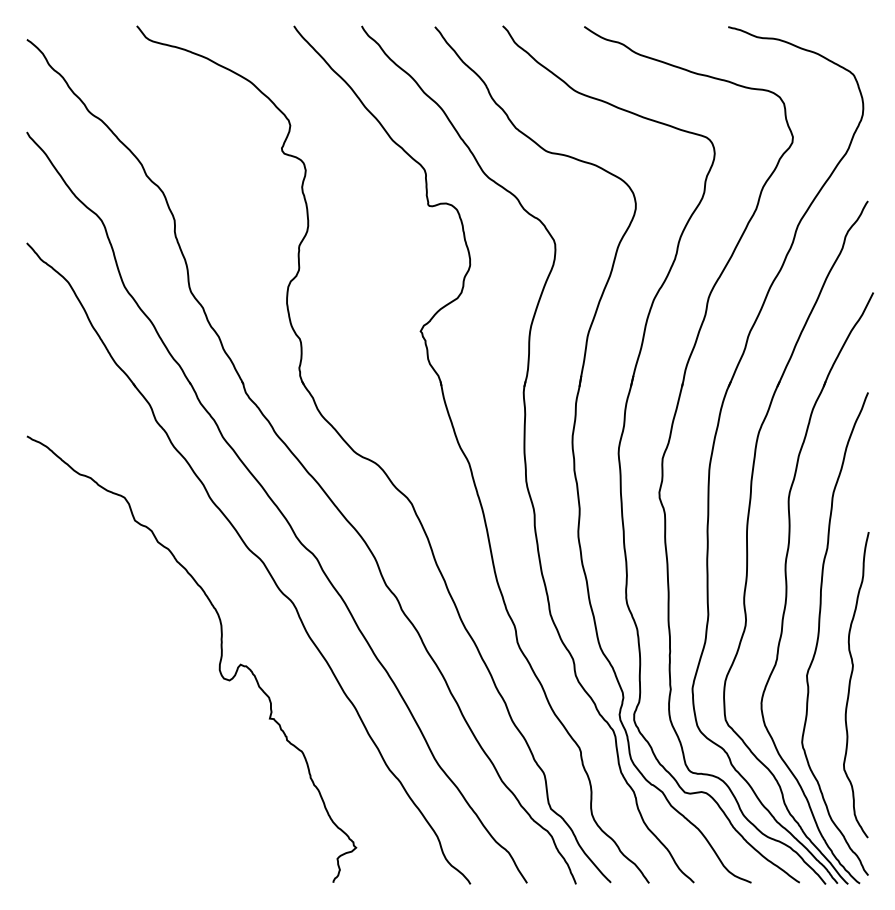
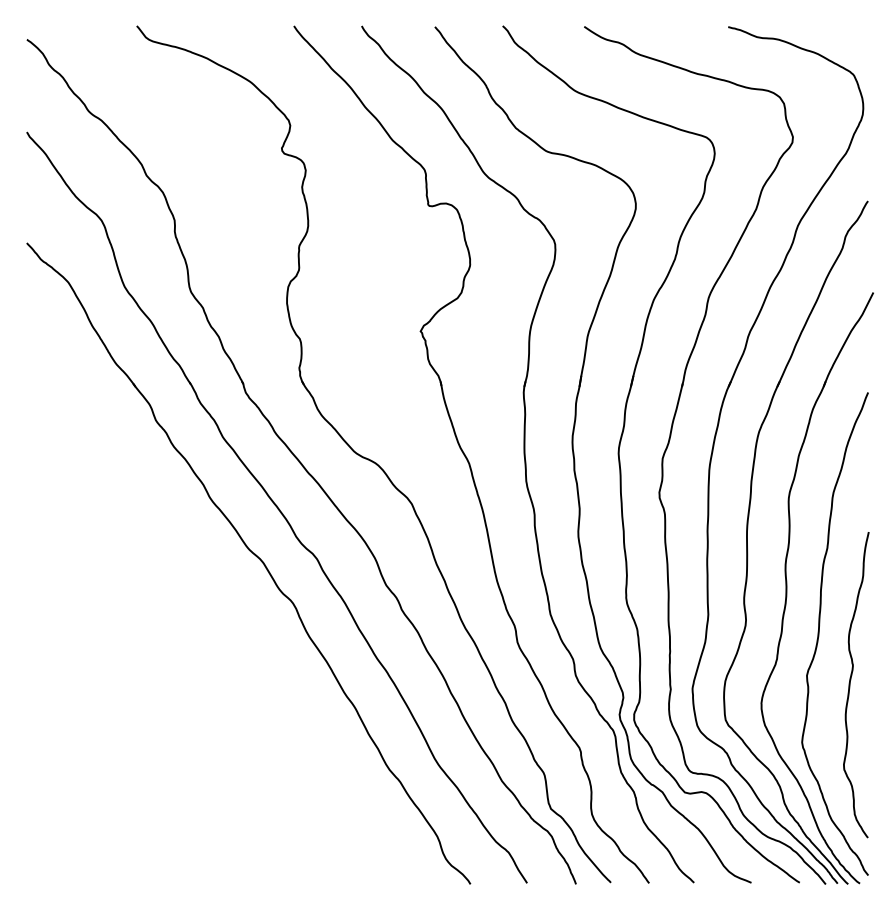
curve: present -> none (219, 660)
